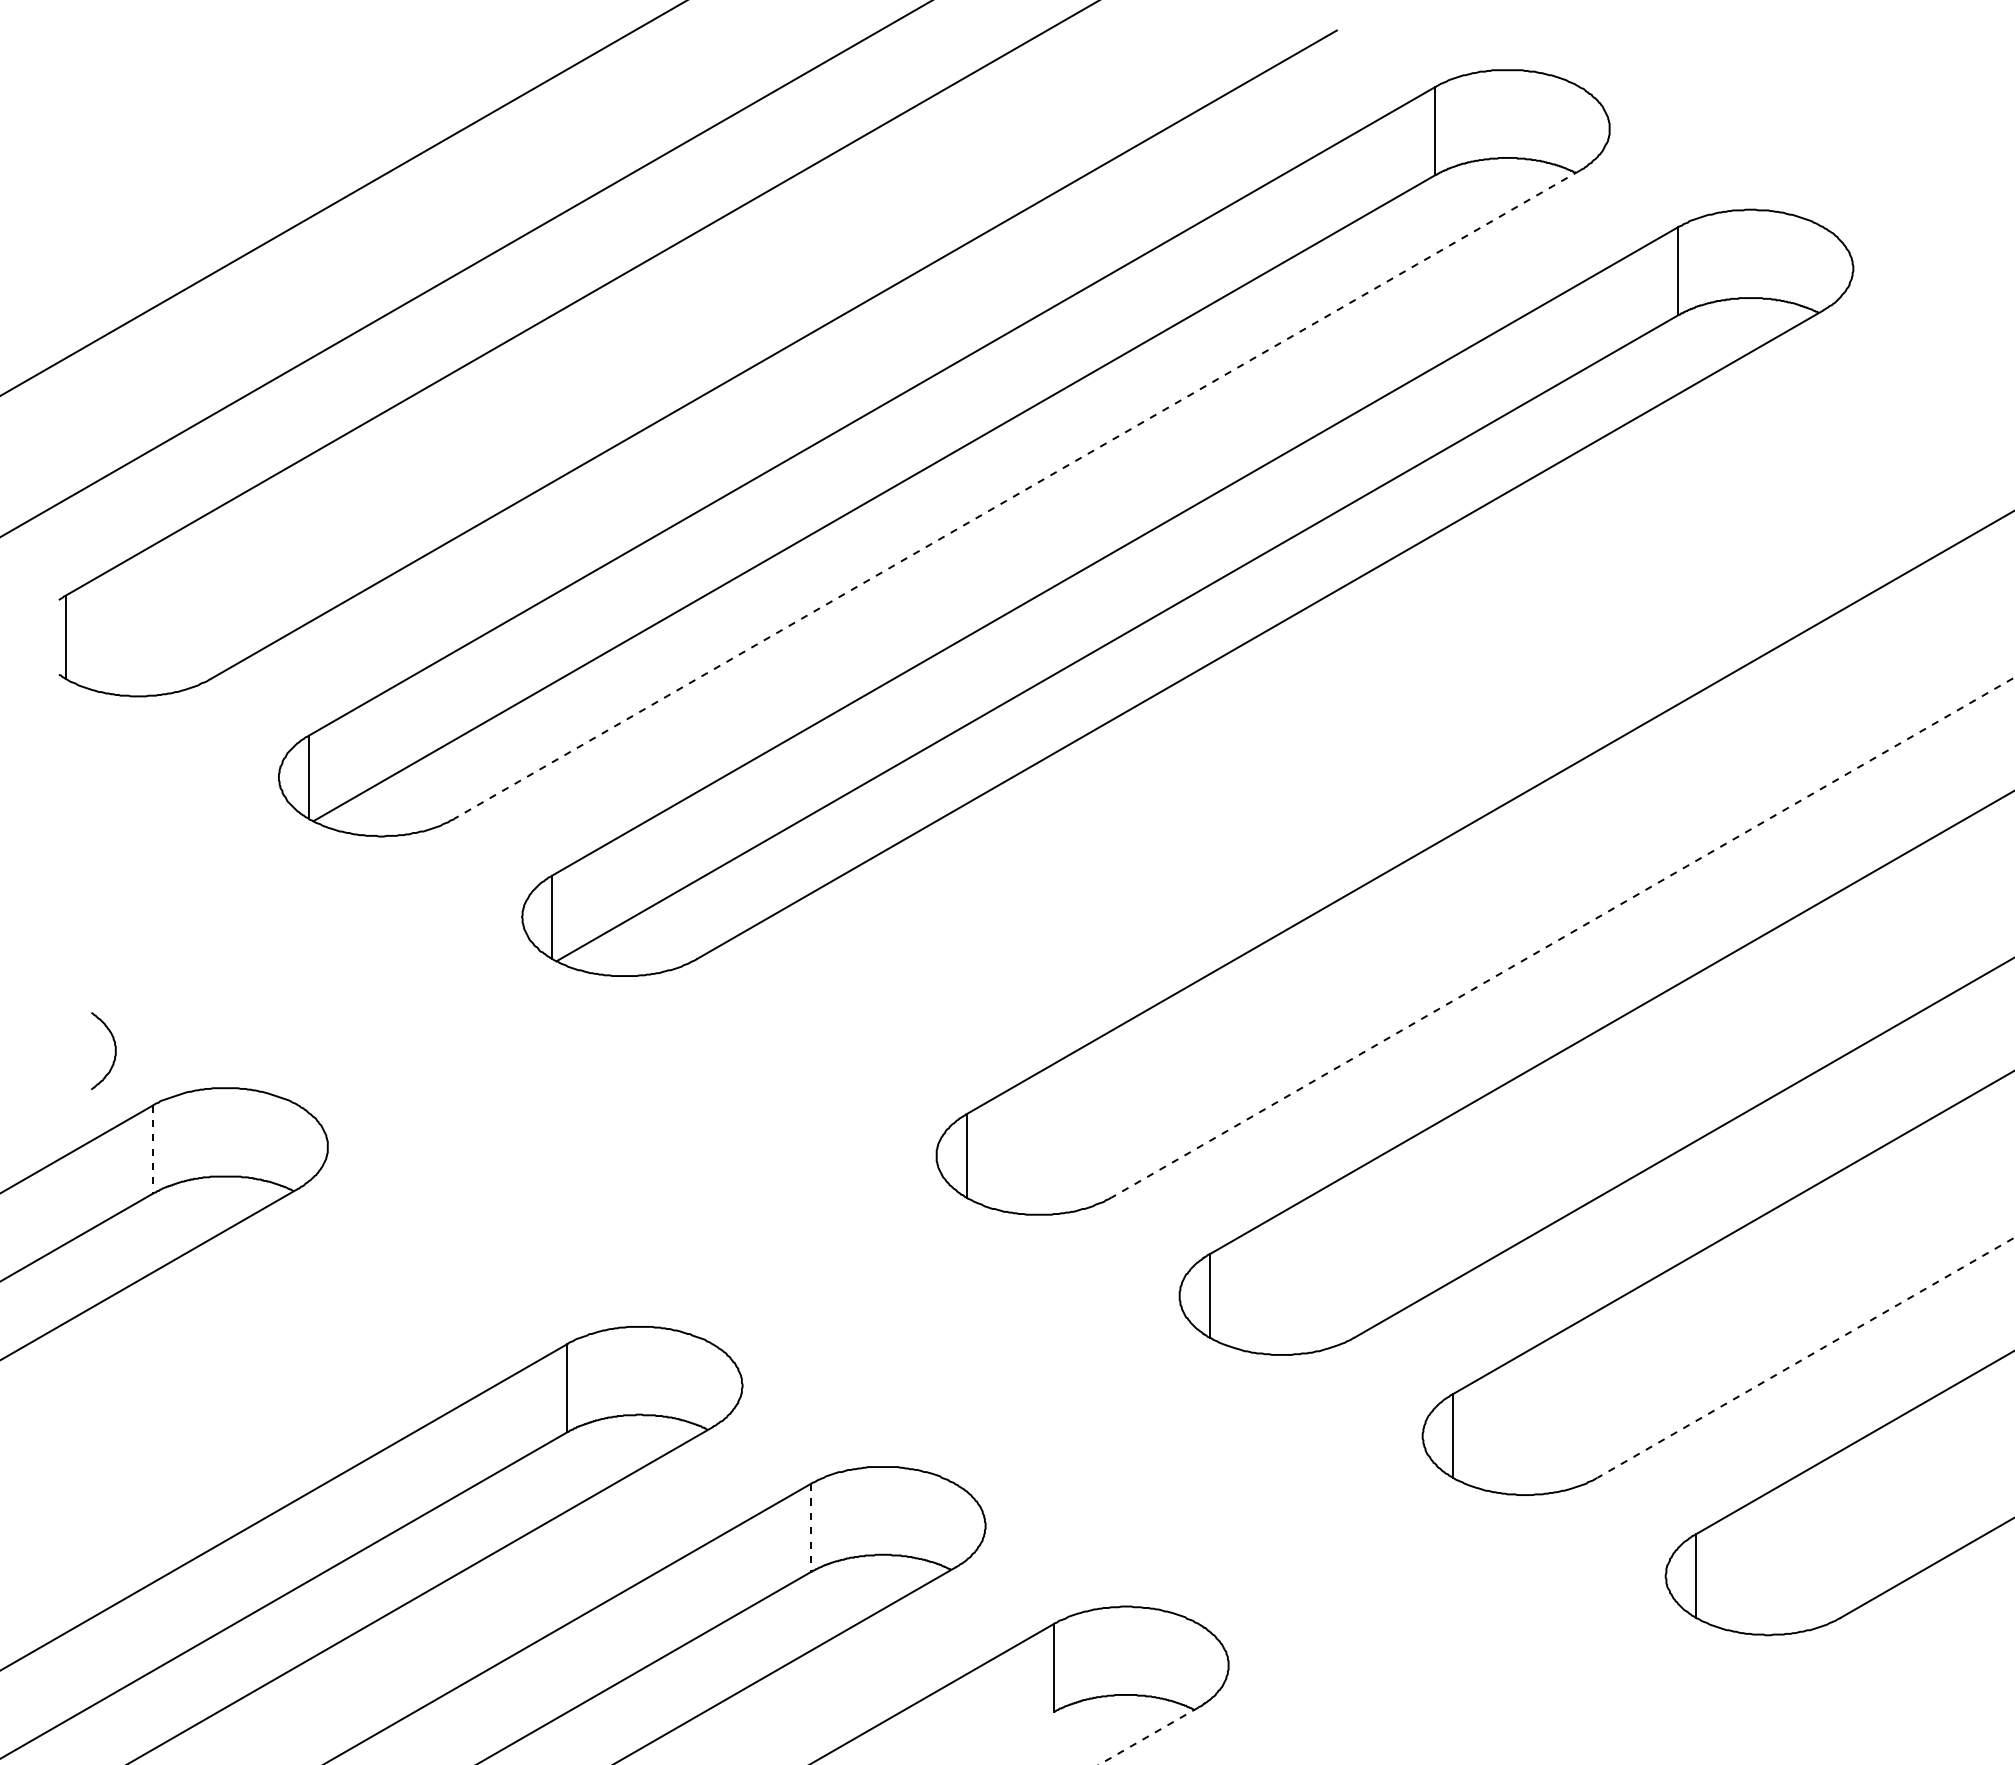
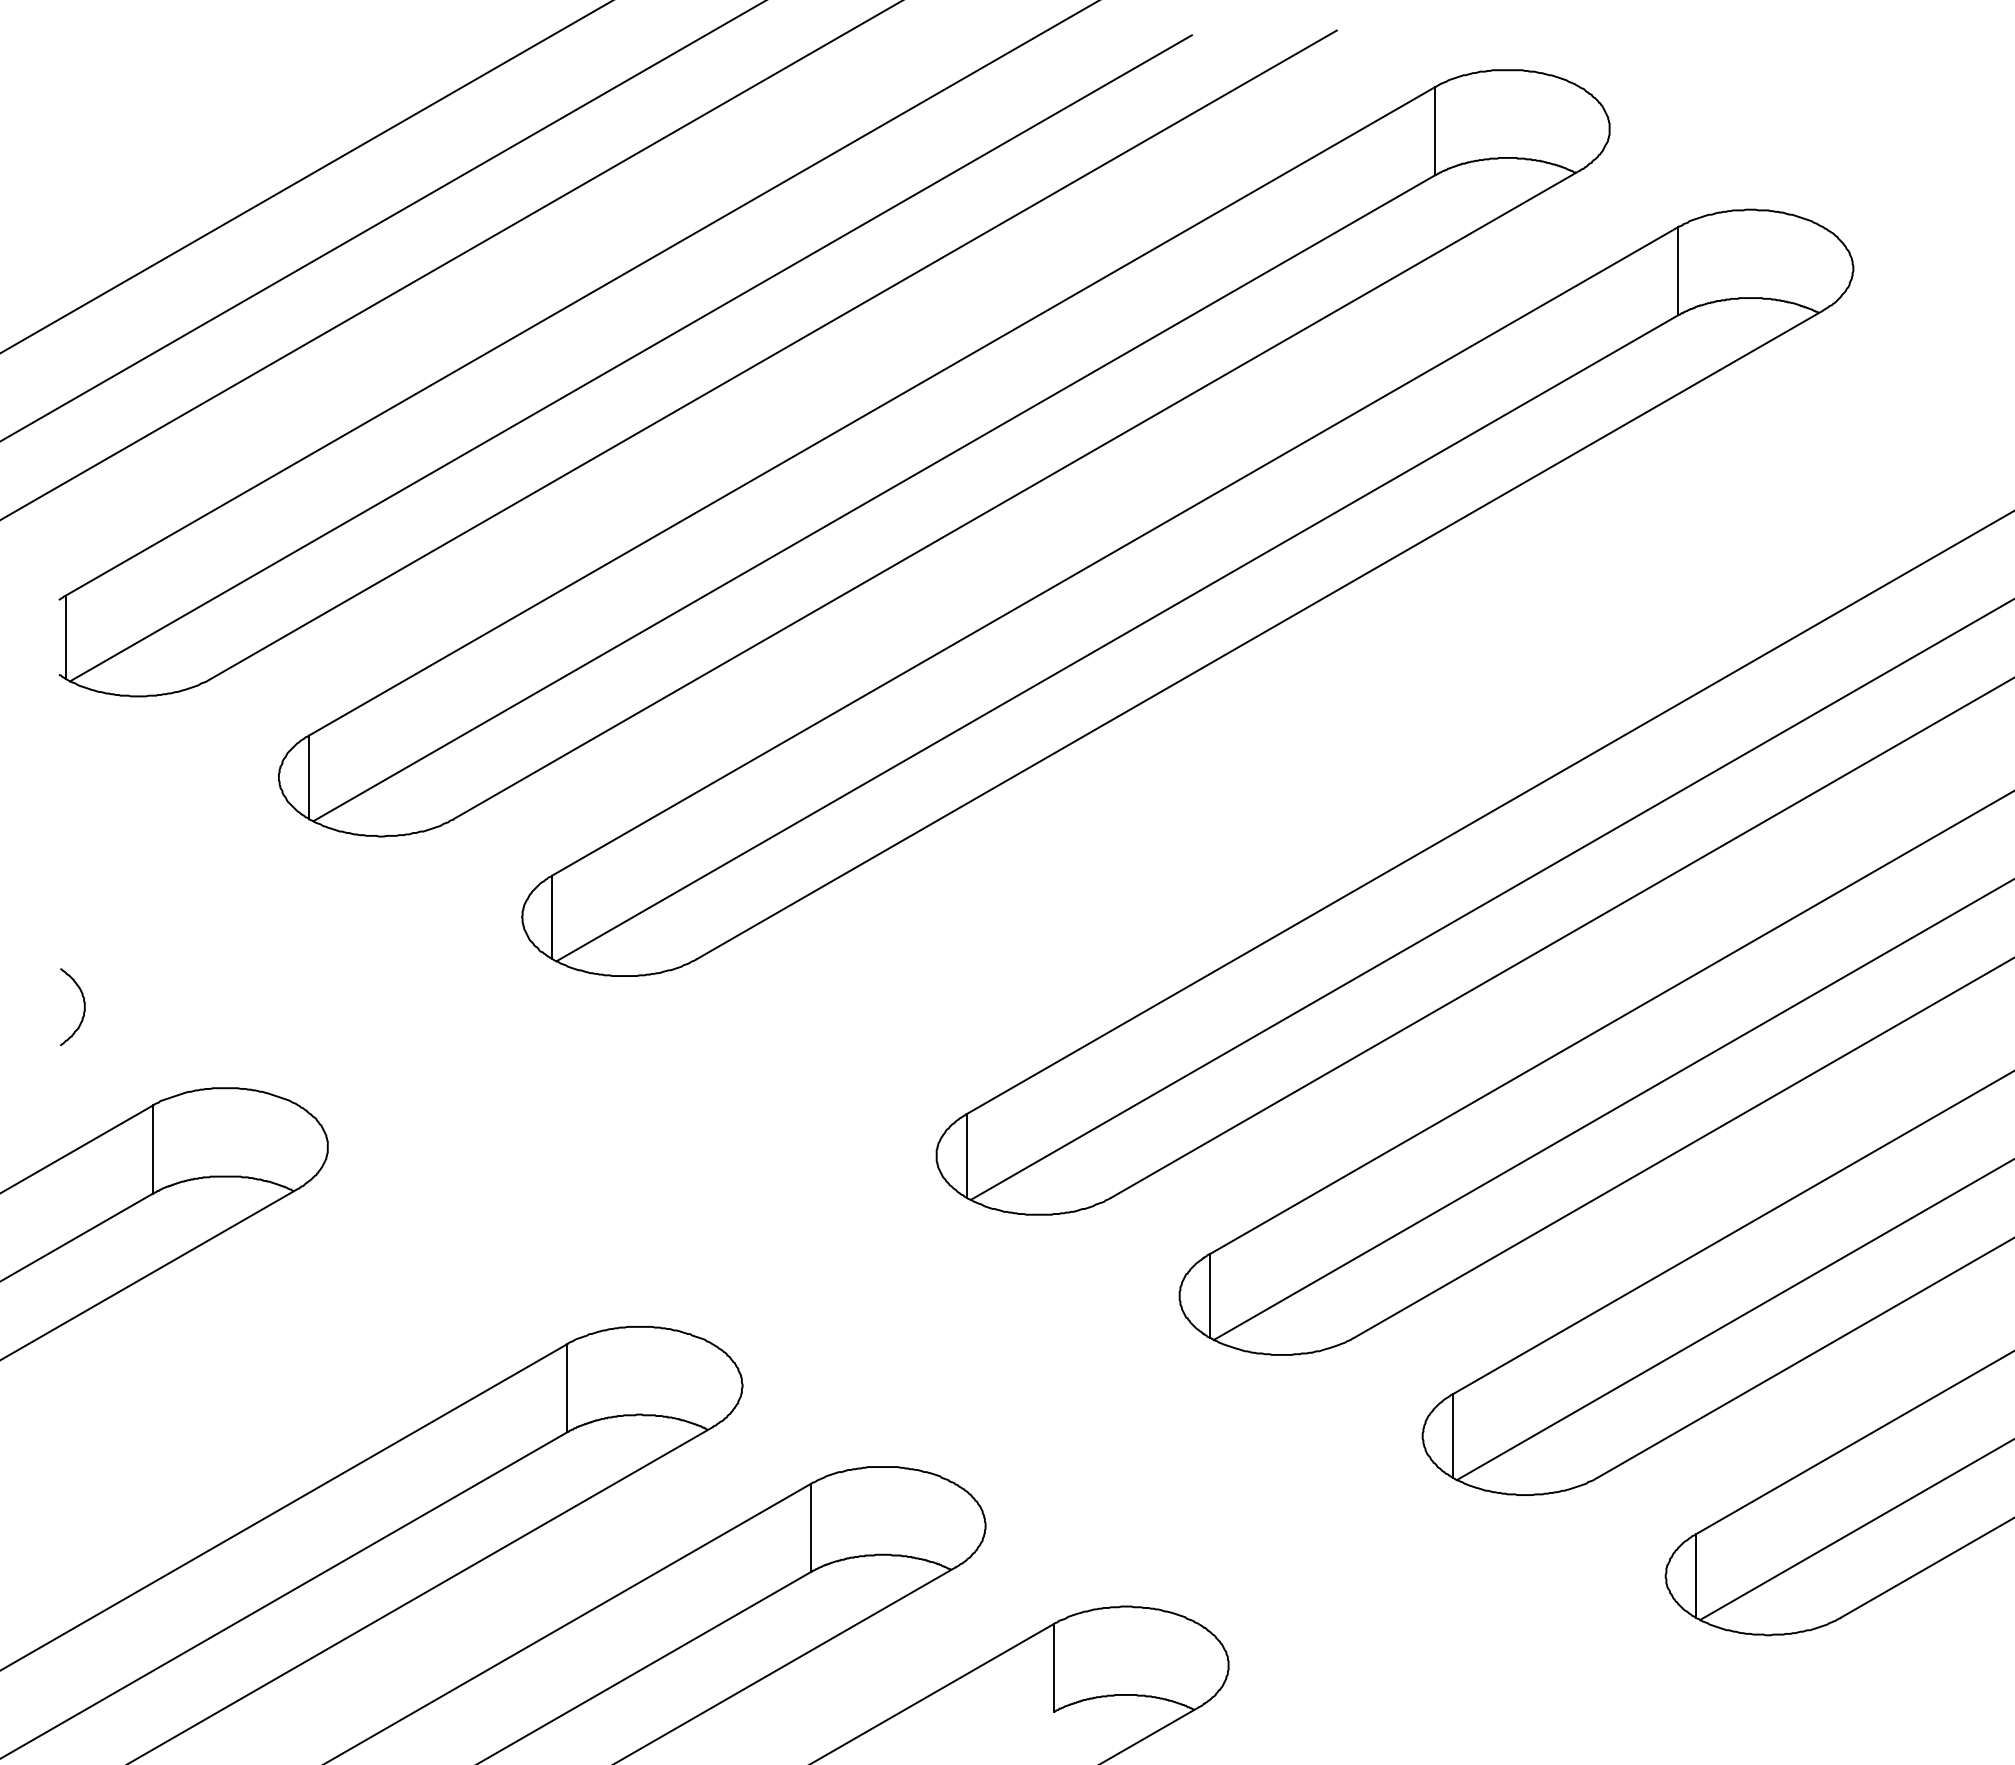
line: none -> present (305, 177)
line position: (343, 198) -> (382, 221) (382, 221)
line position: (465, 268) -> (450, 260) (450, 260)
line: none -> present (630, 358)
line: dashed -> solid (1016, 494)
line: none -> present (1490, 899)
line: dashed -> solid (1562, 937)
curve position: (114, 1051) -> (83, 1007) (83, 1007)
line: none -> present (1612, 1109)
line: dashed -> solid (153, 1149)
line: none -> present (1734, 1320)
line: dashed -> solid (1805, 1358)
line: dashed -> solid (810, 1528)
line: none -> present (1855, 1529)
line: dashed -> solid (1148, 1736)
